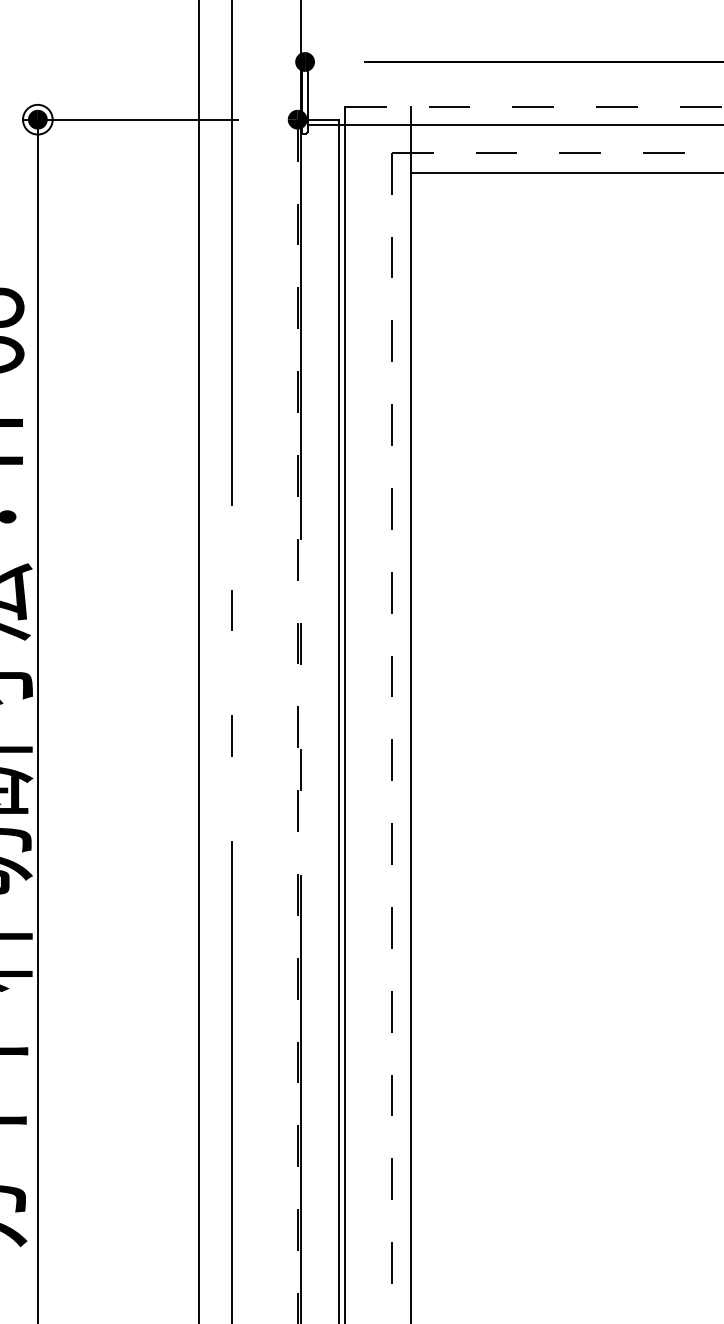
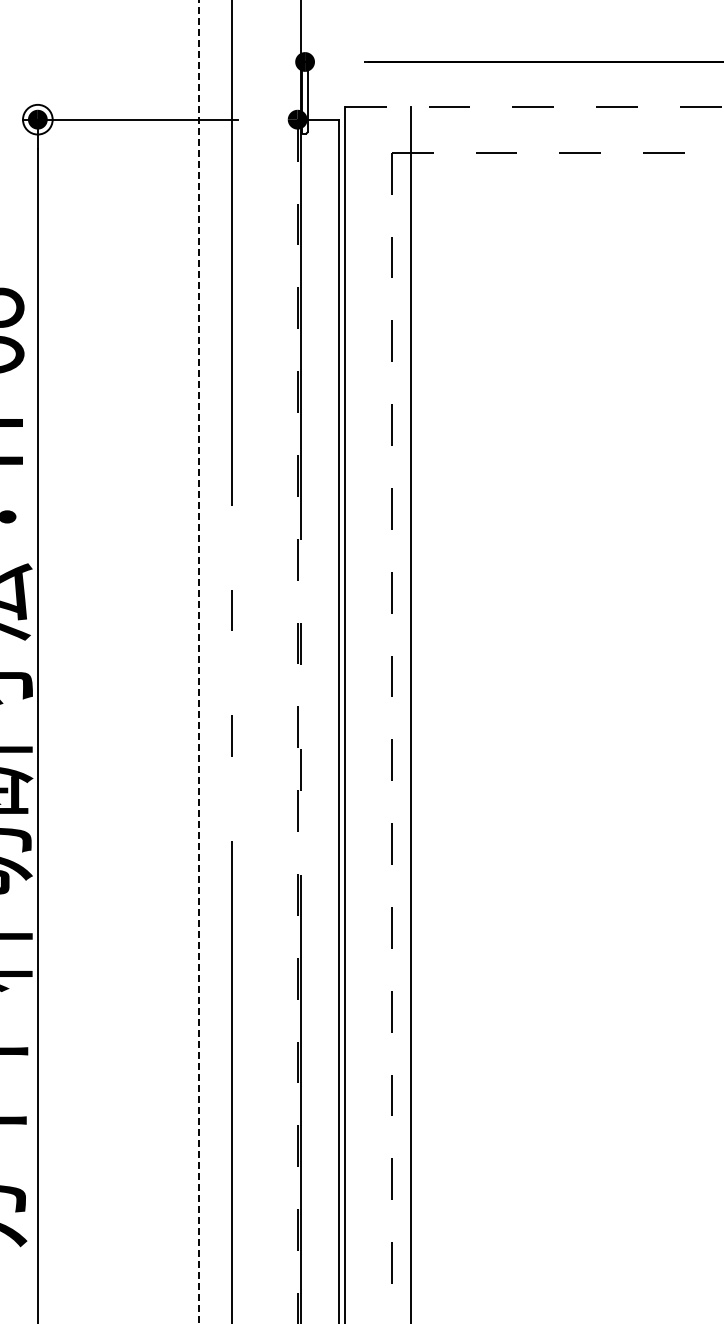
line: present -> none (513, 124)
line: present -> none (565, 172)
line: solid -> dashed (198, 661)
